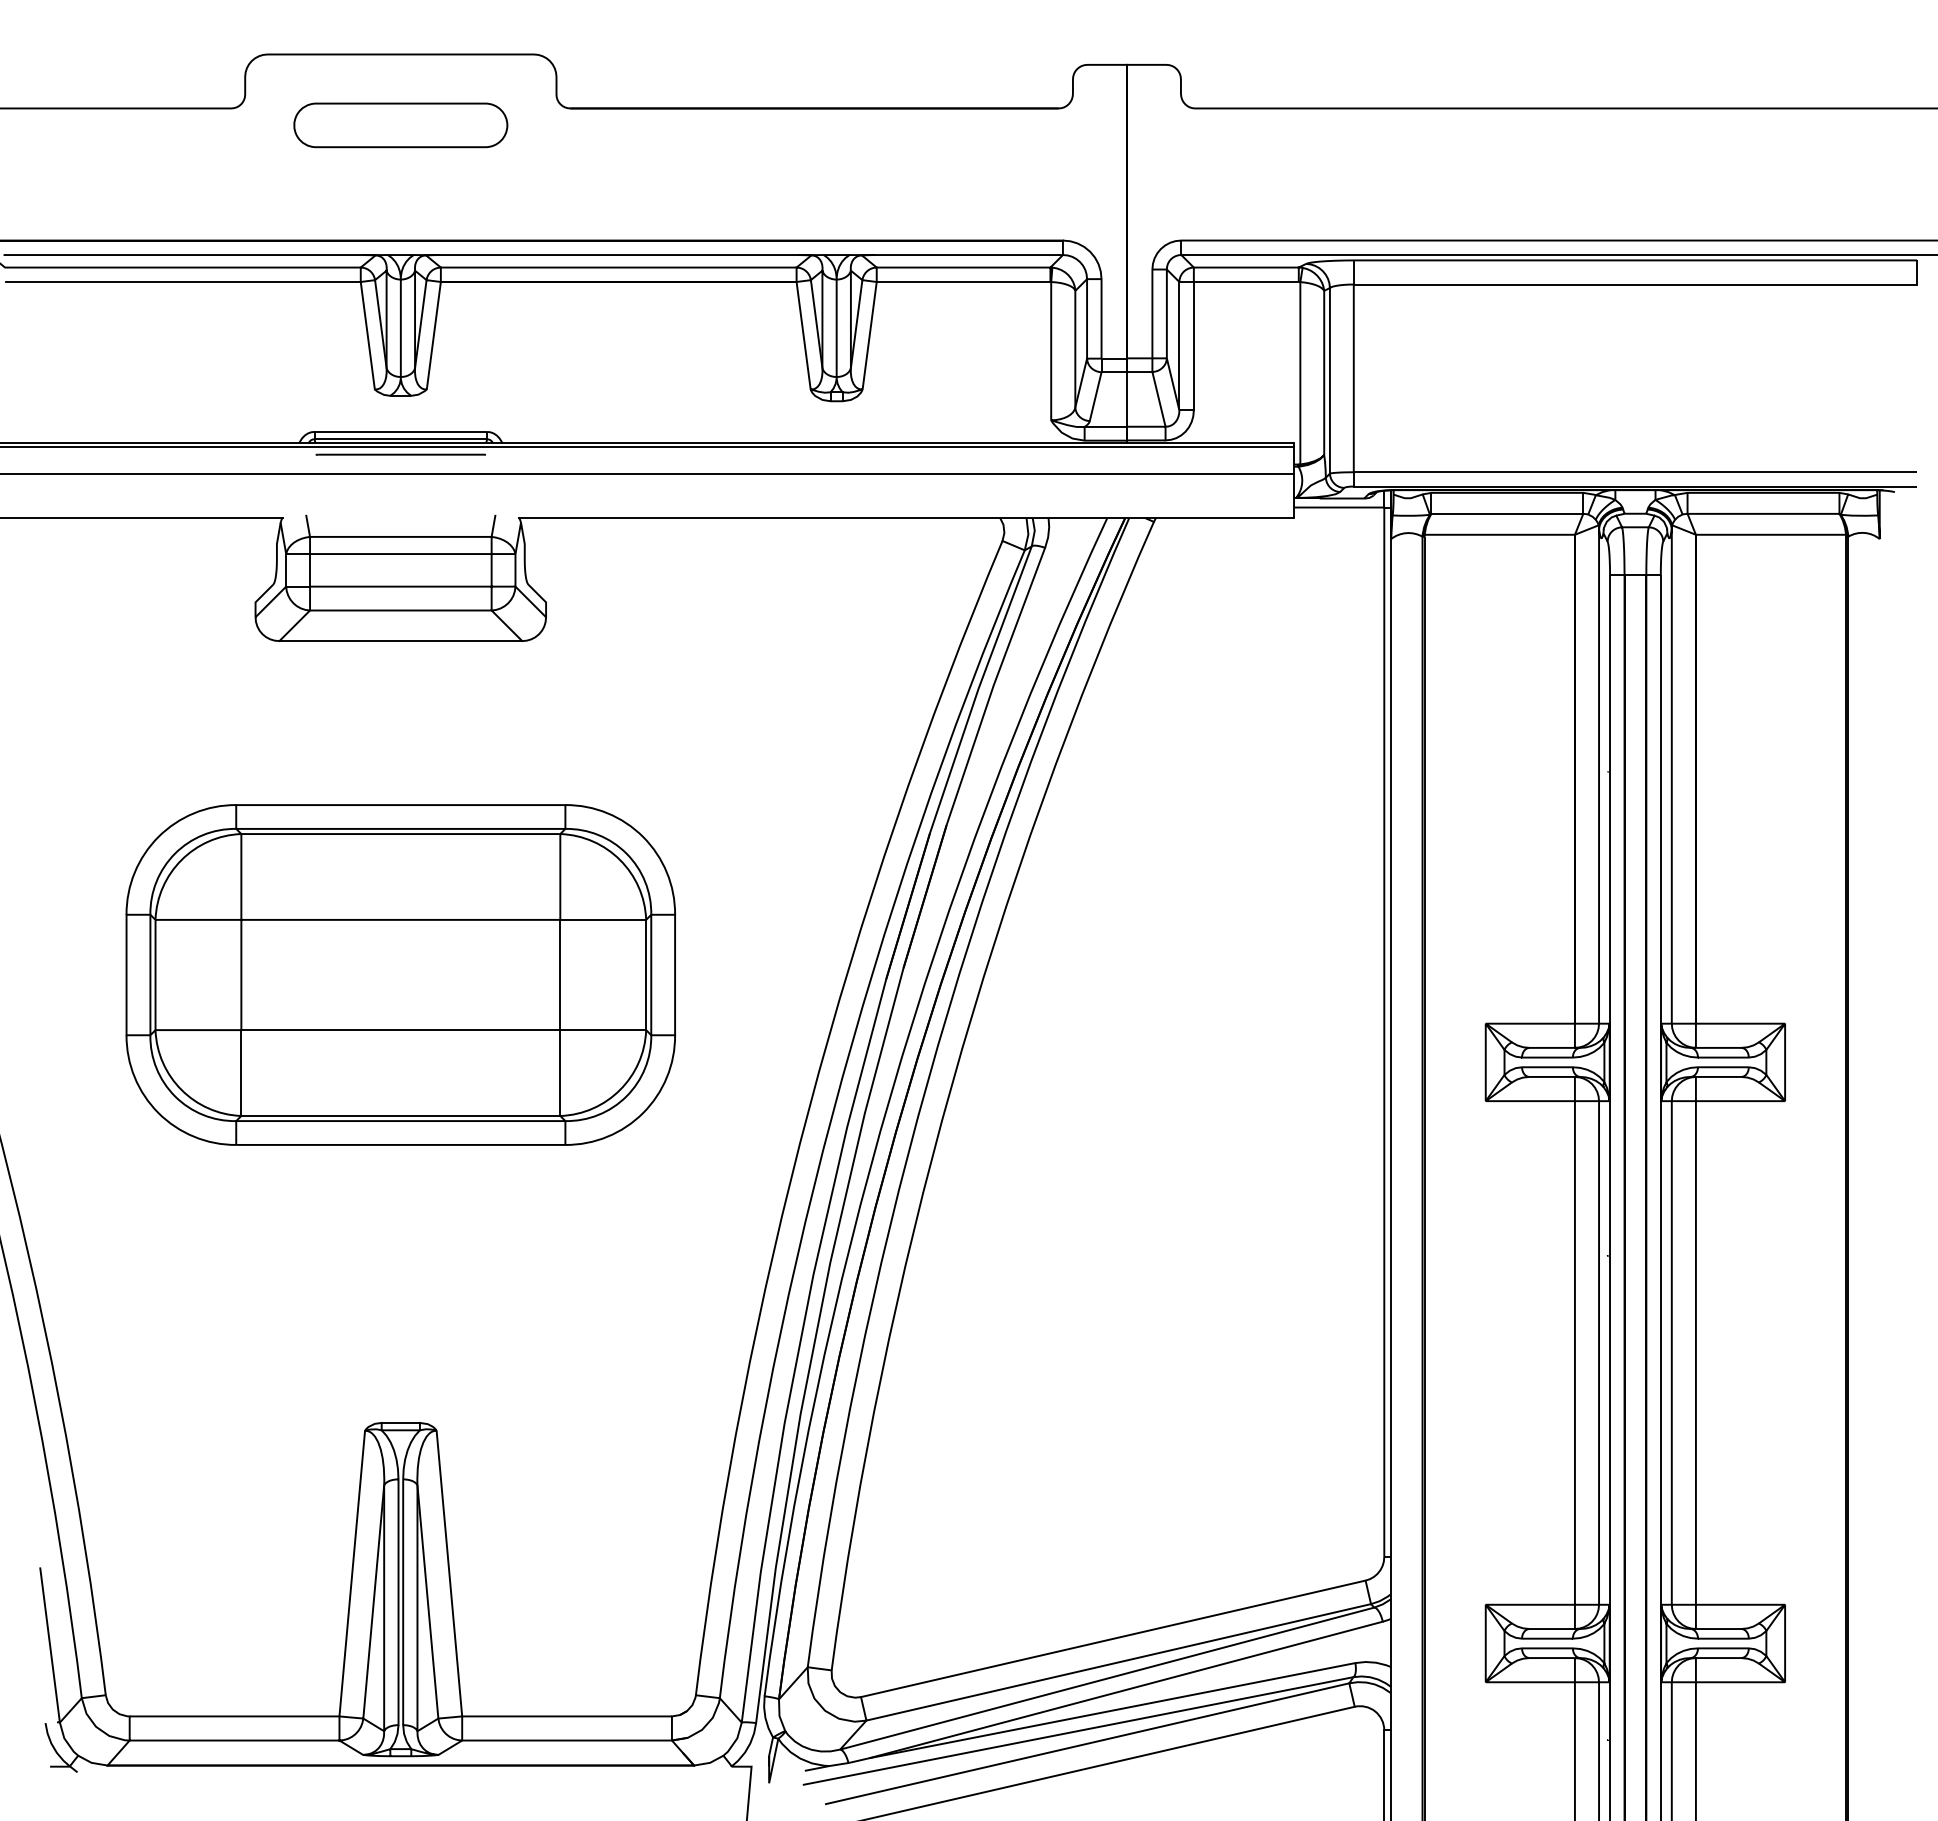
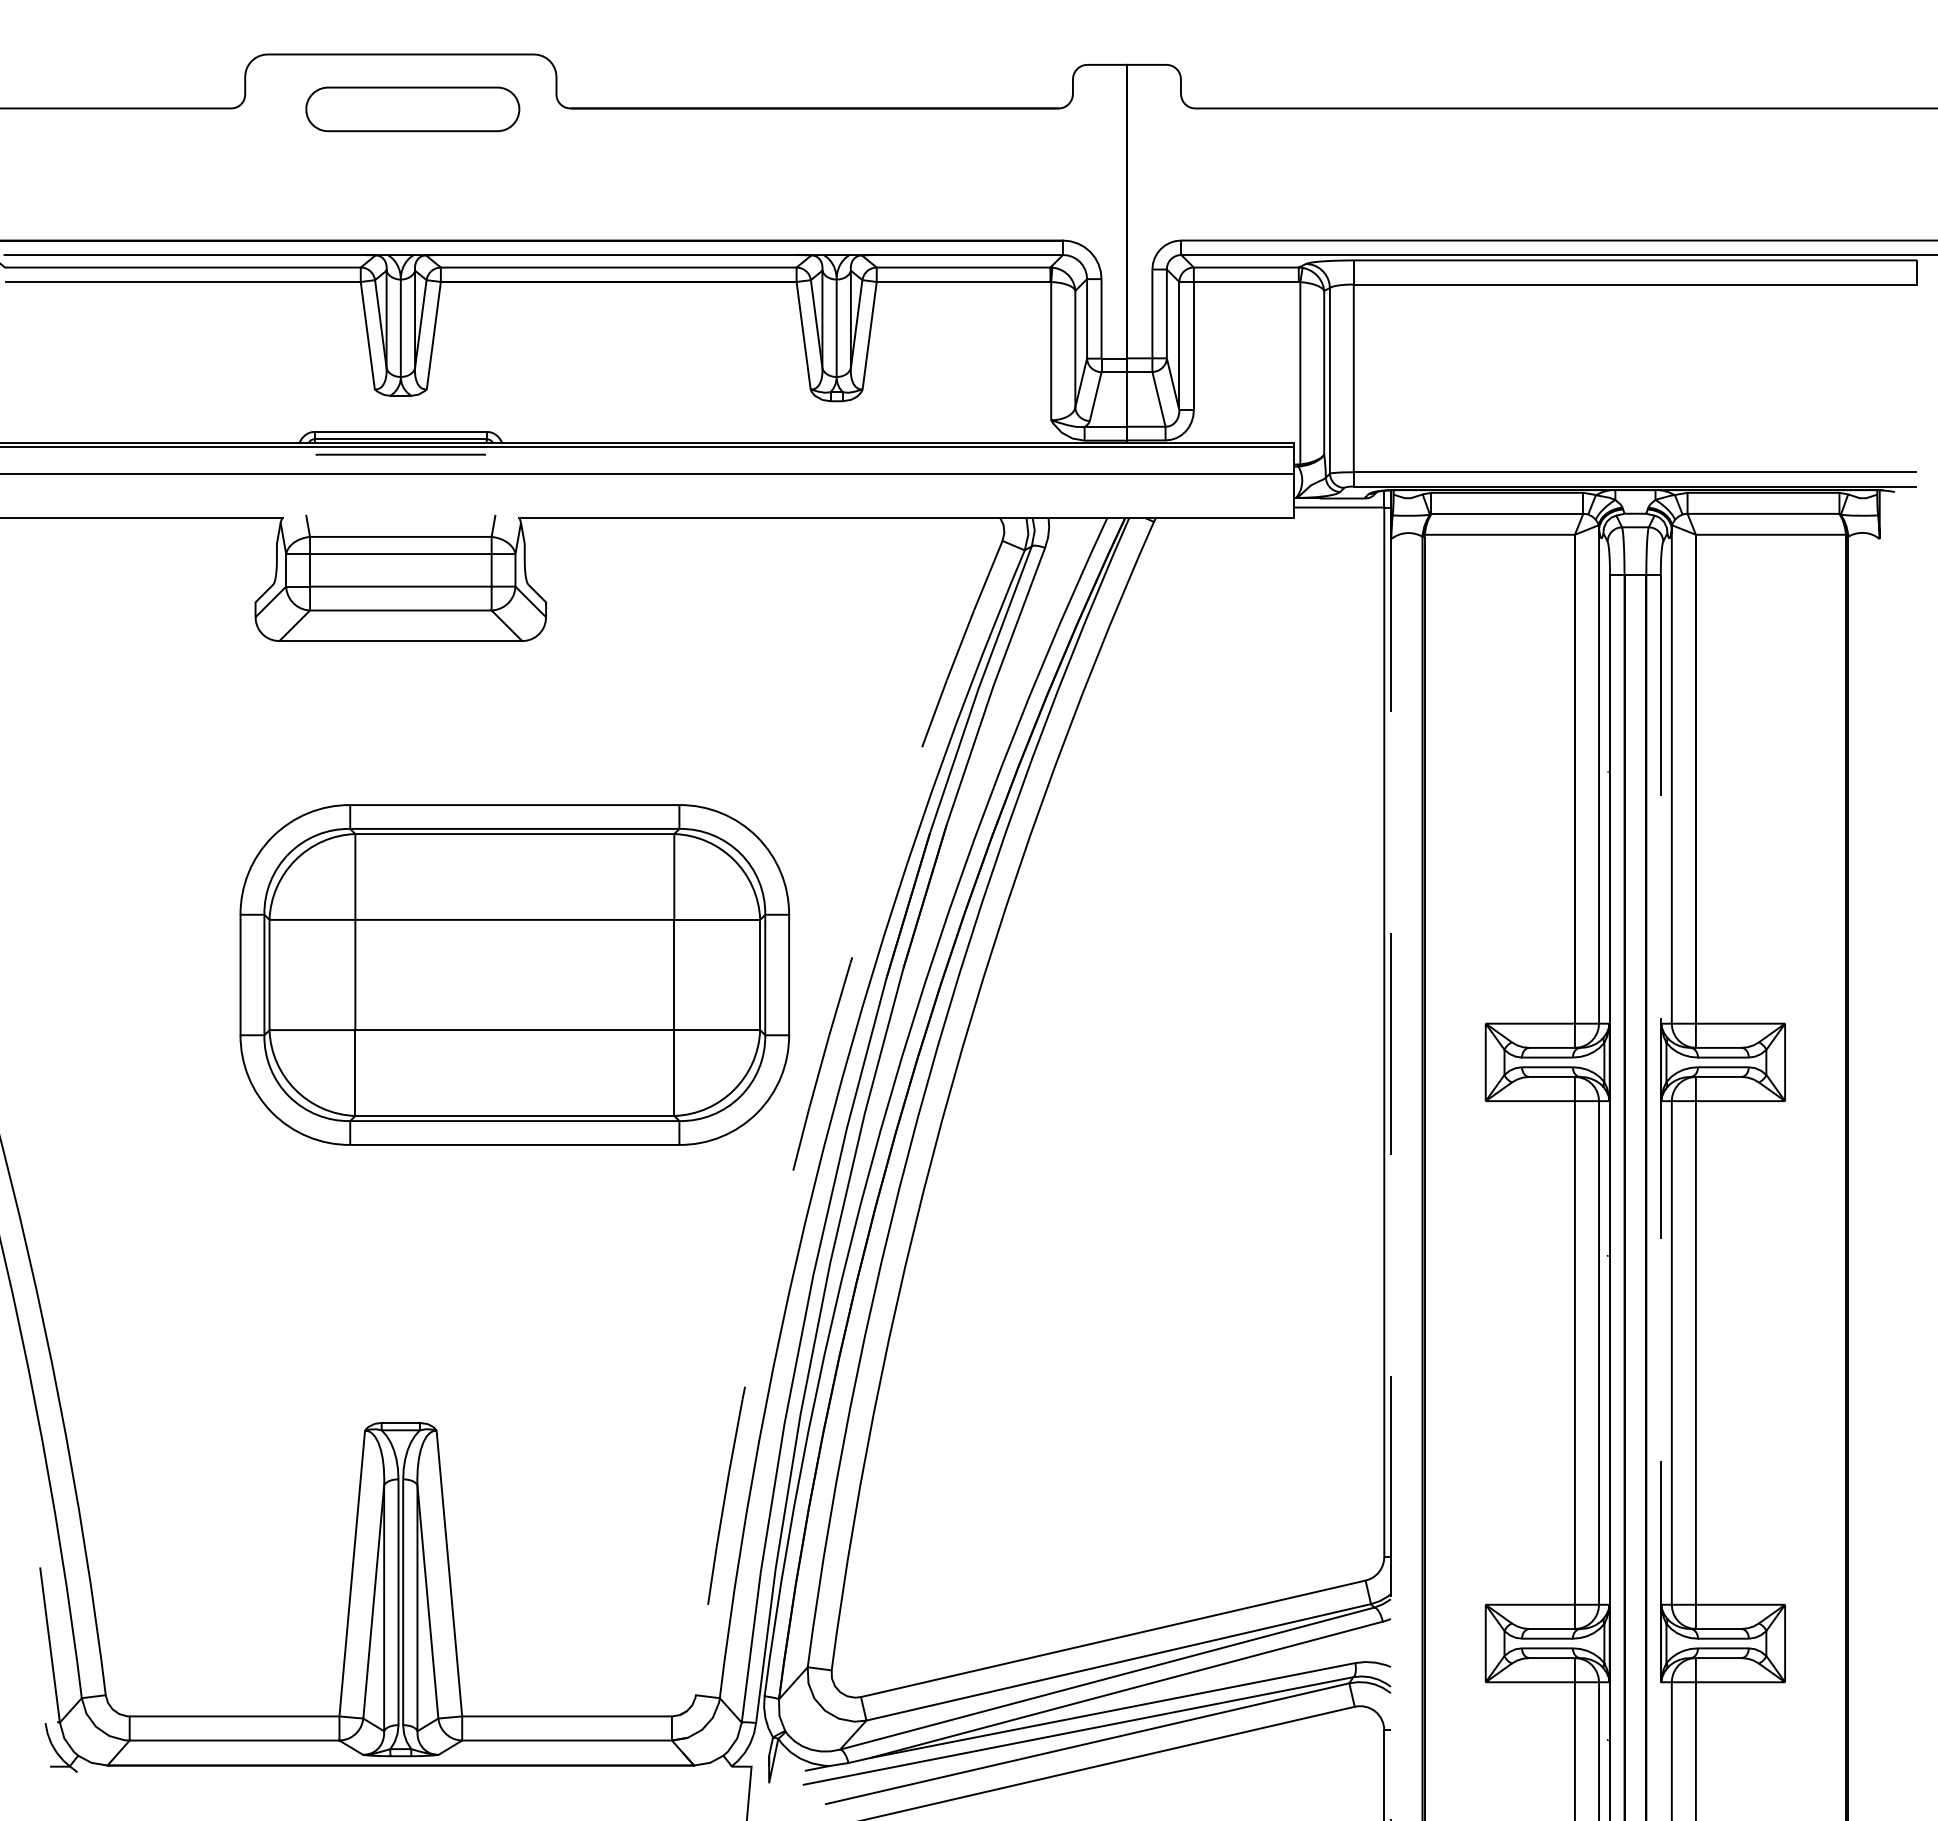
part position: (400, 125) -> (412, 109) (412, 109)
part position: (400, 974) -> (514, 974) (514, 974)
arc: solid -> dashed (809, 1107)
line: solid -> dashed (1390, 1155)
line: solid -> dashed (1660, 1197)
